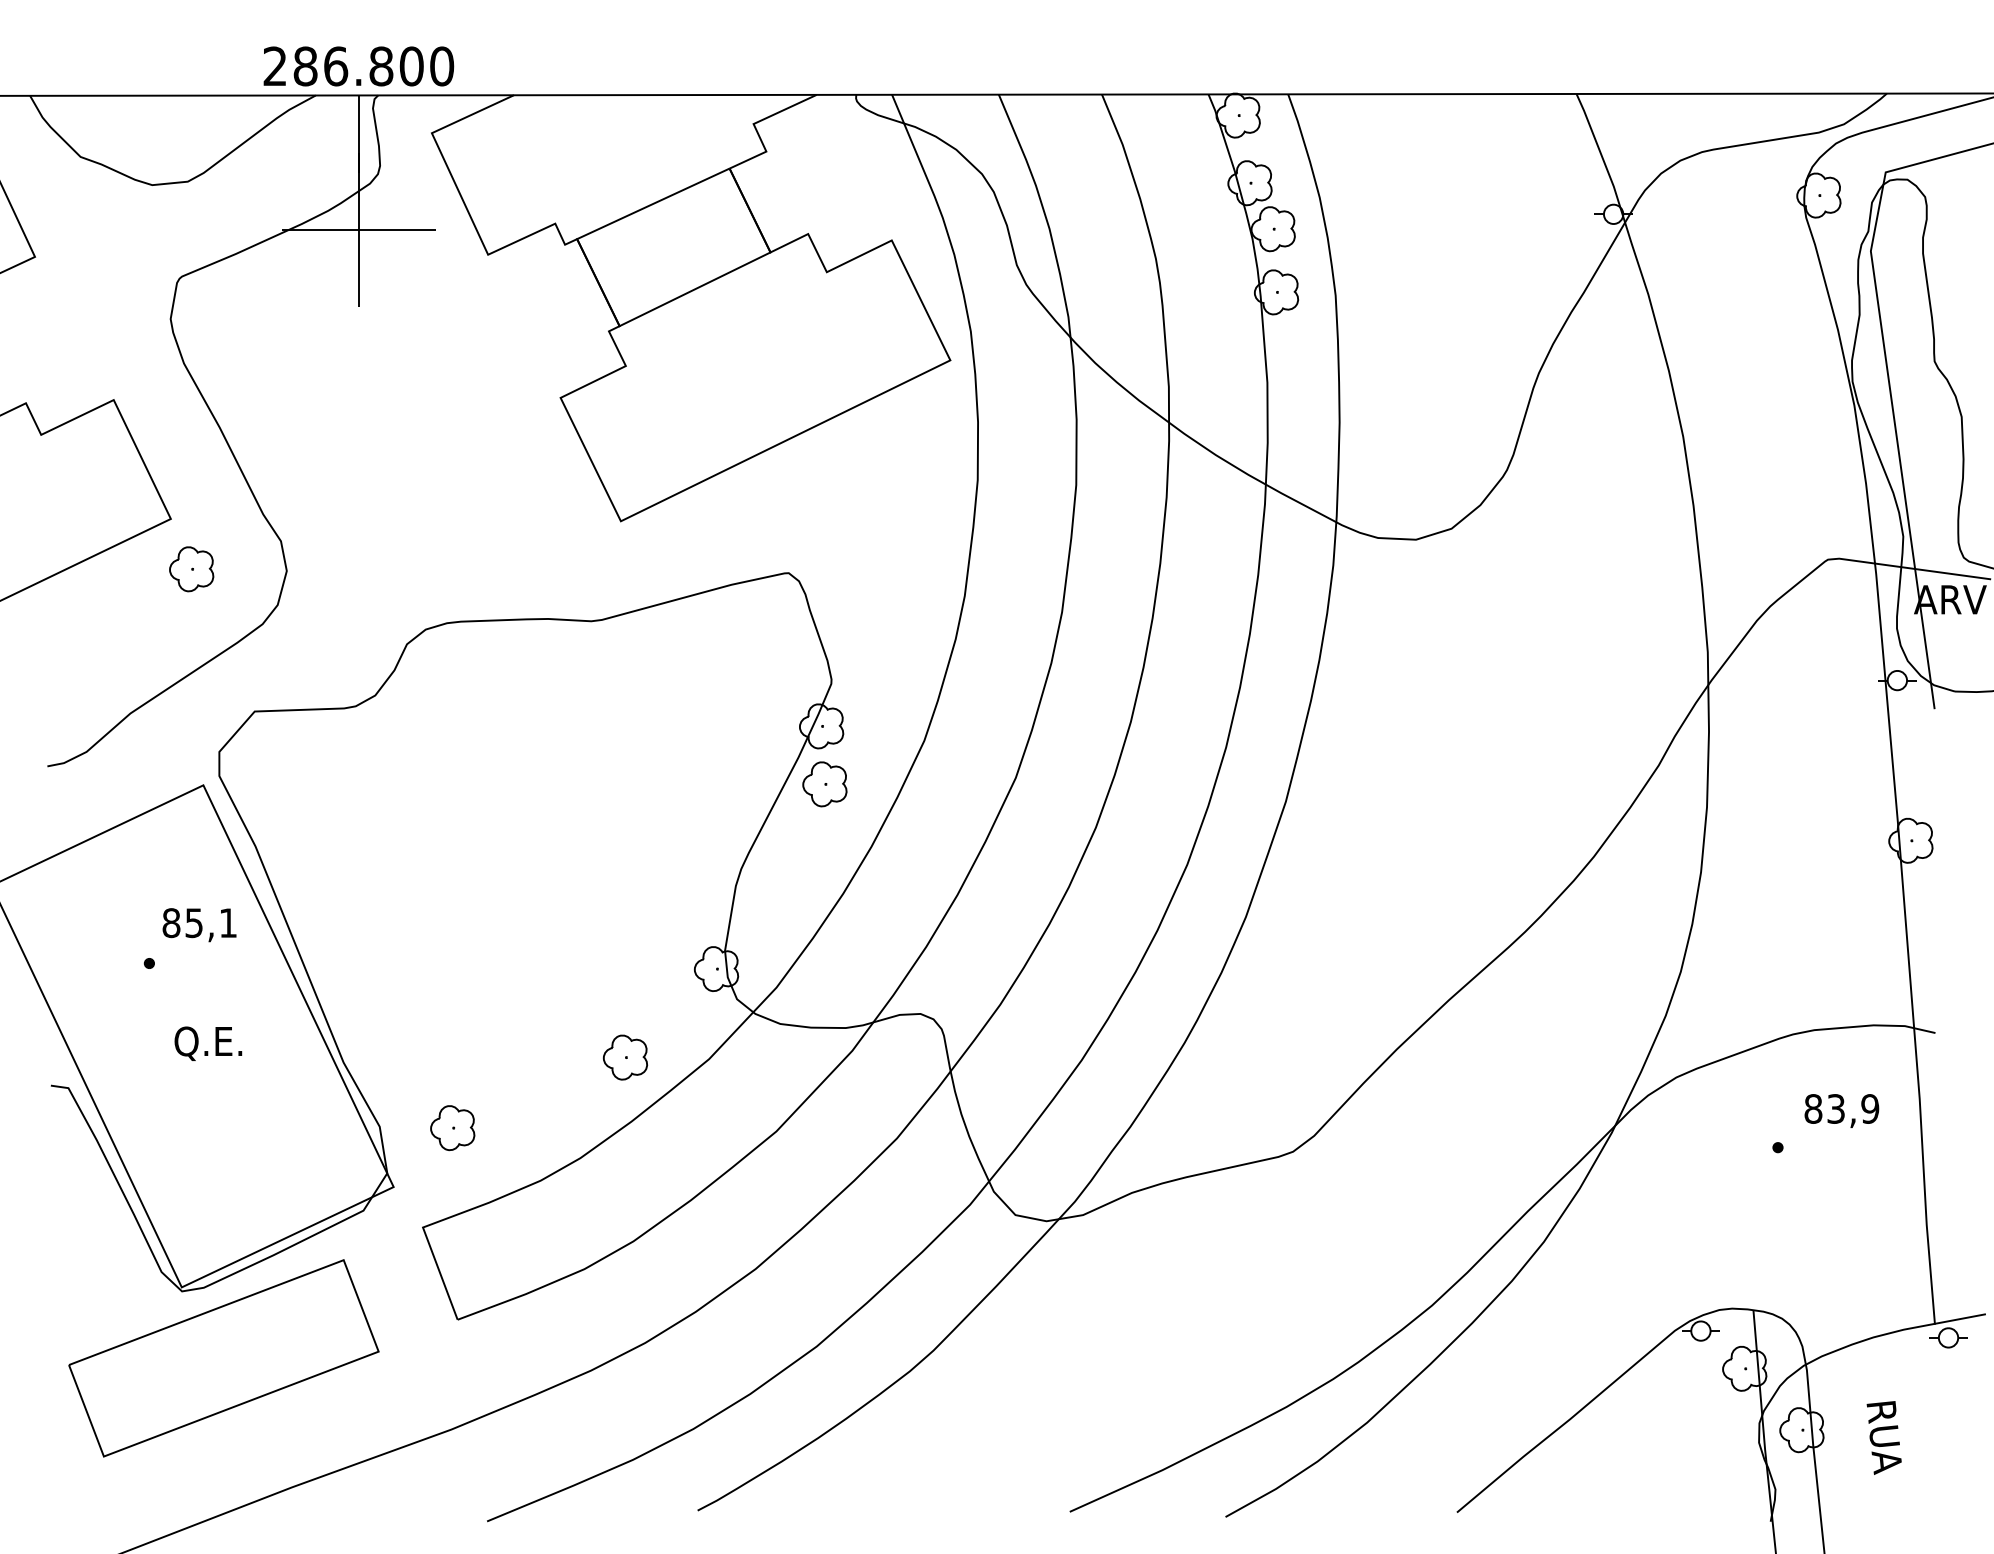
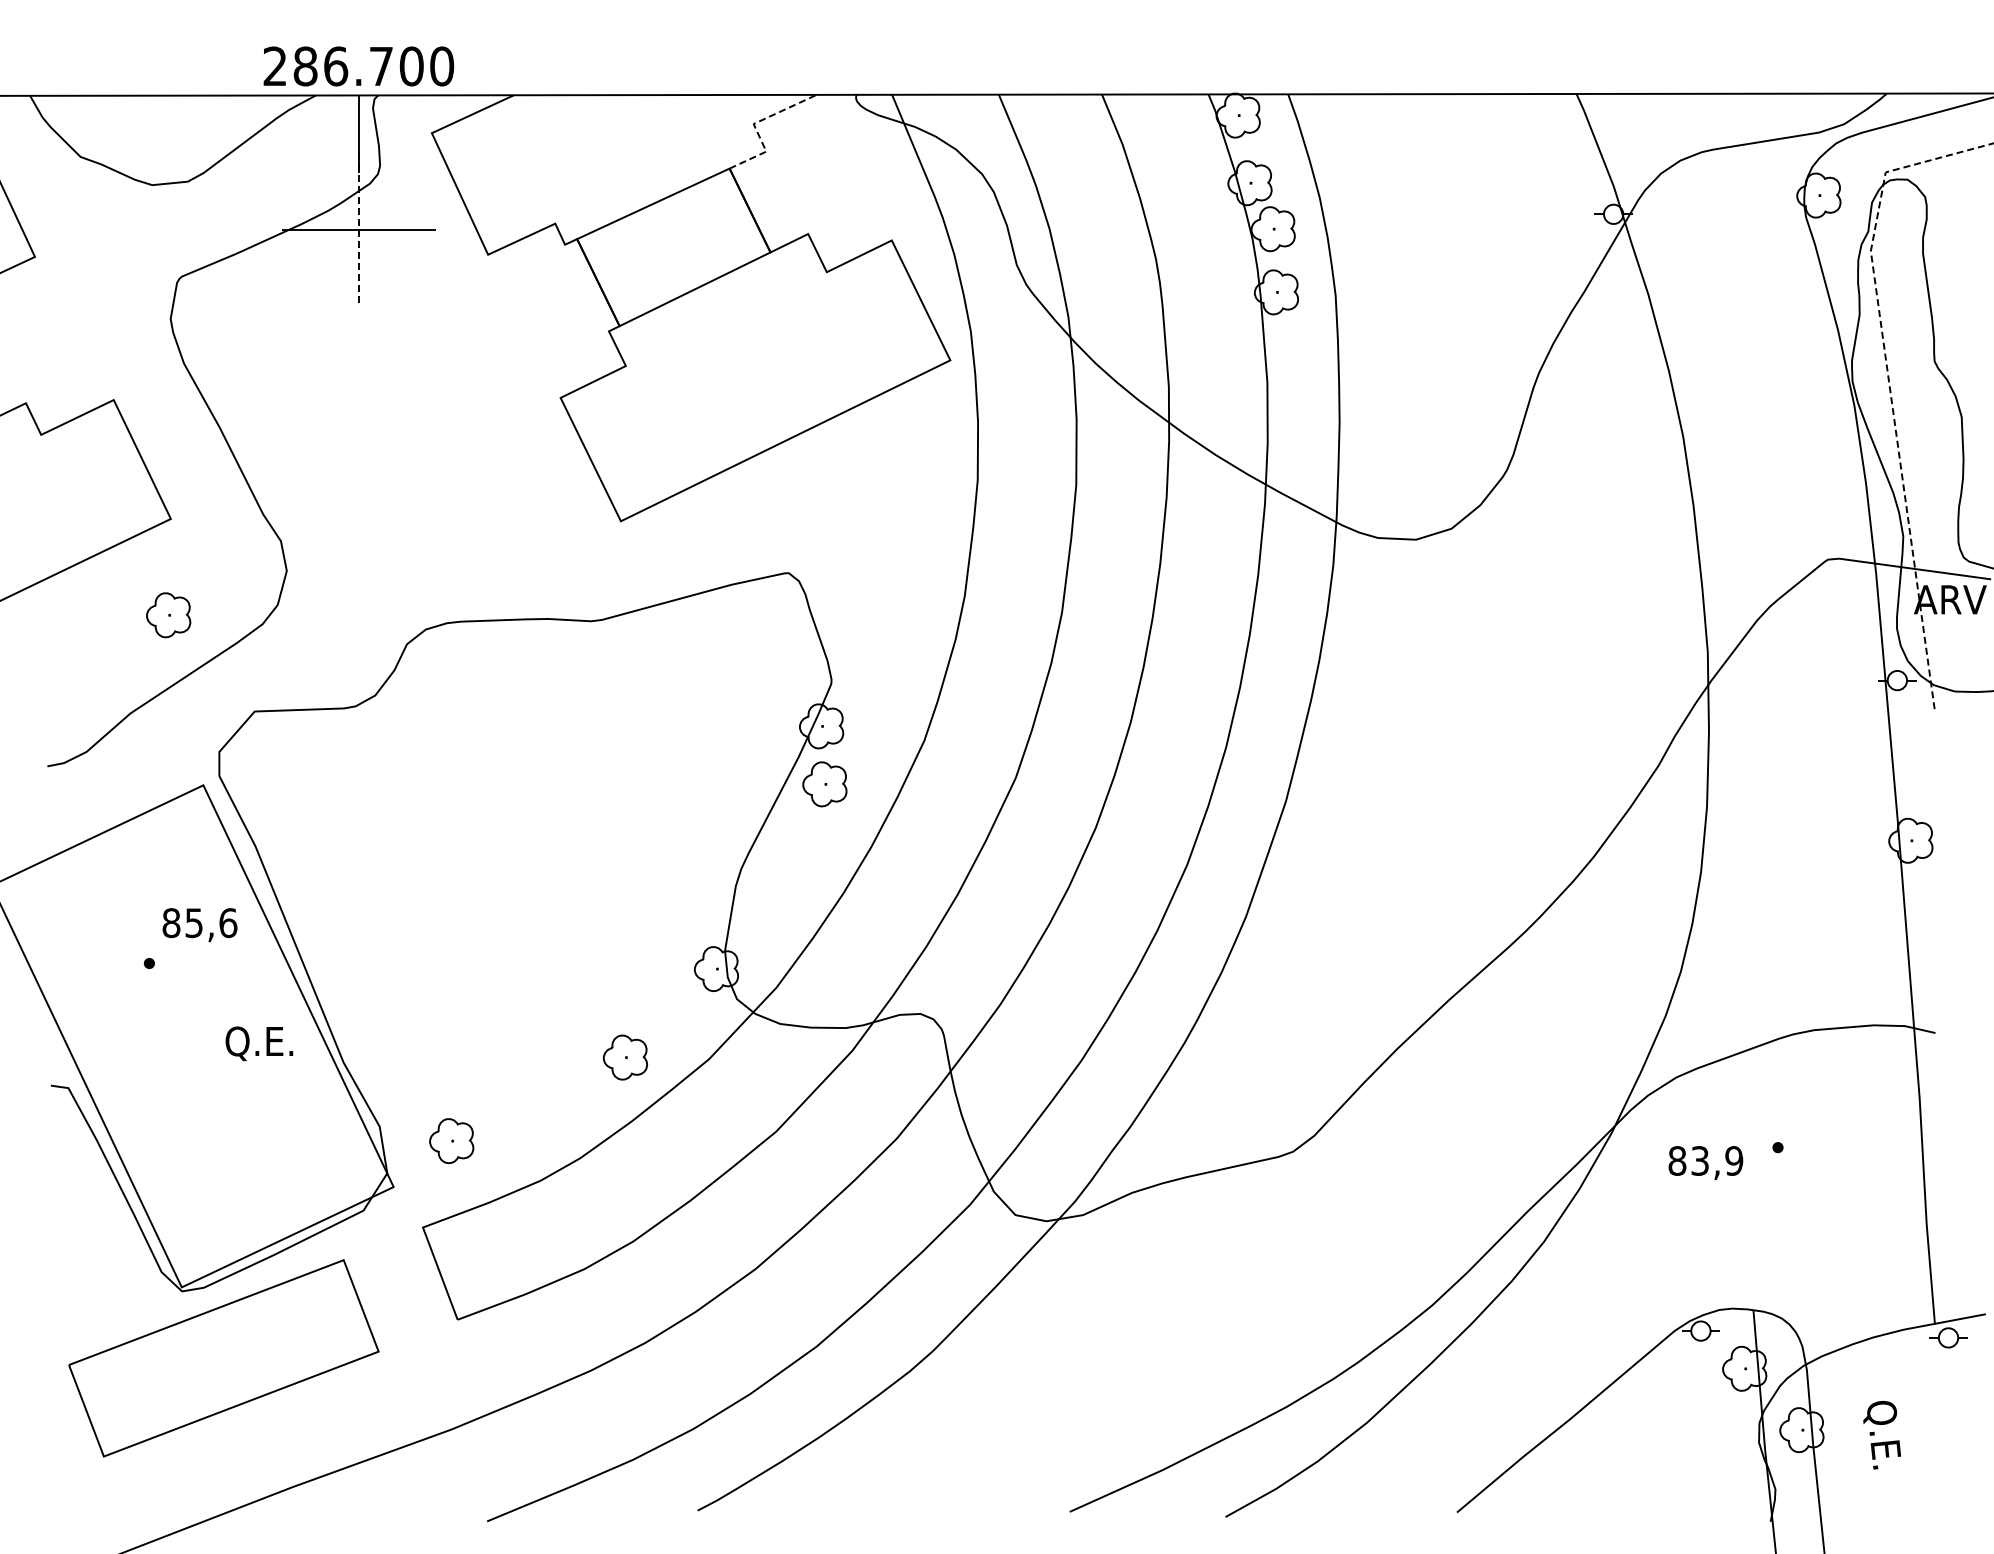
text: 286.800 -> 286.700 (381, 66)
line: solid -> dashed (754, 124)
line: solid -> dashed (358, 230)
line: solid -> dashed (1889, 383)
part position: (191, 569) -> (168, 615) (168, 615)
text: 85,1 -> 85,6 (228, 923)
text position: (208, 1043) -> (259, 1043) (259, 1043)
text position: (1841, 1111) -> (1705, 1163) (1705, 1163)
part position: (452, 1128) -> (451, 1141) (451, 1141)
text: RUA -> Q.E. (1882, 1437)
